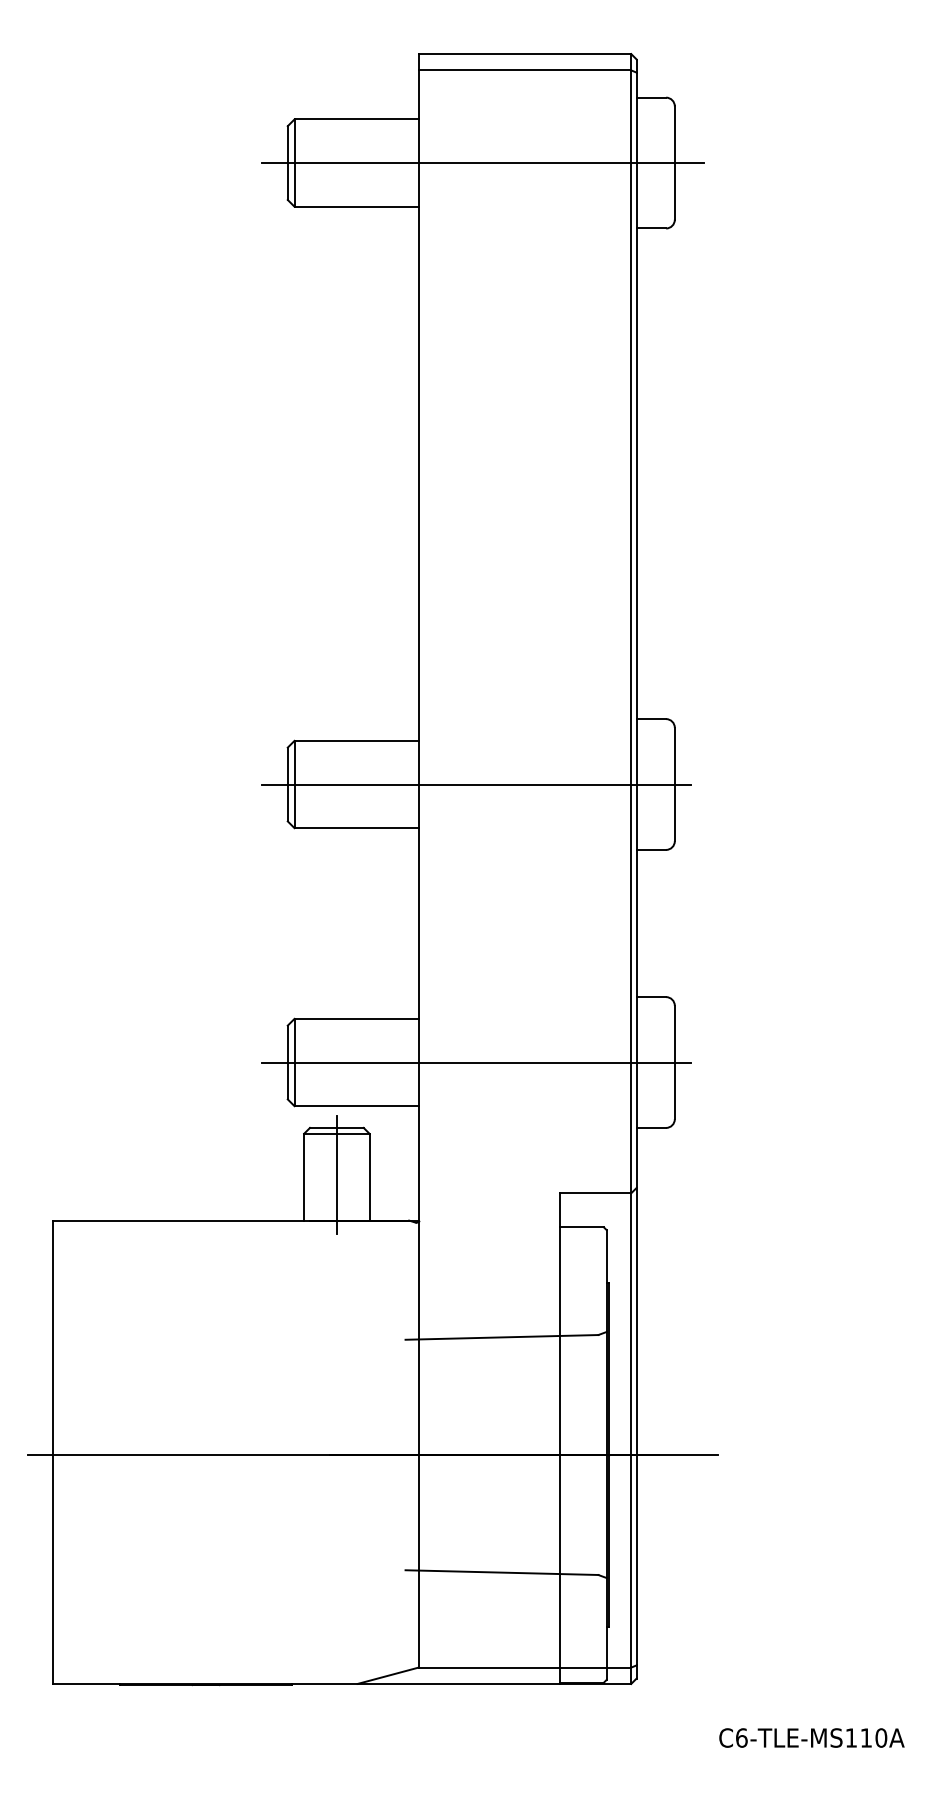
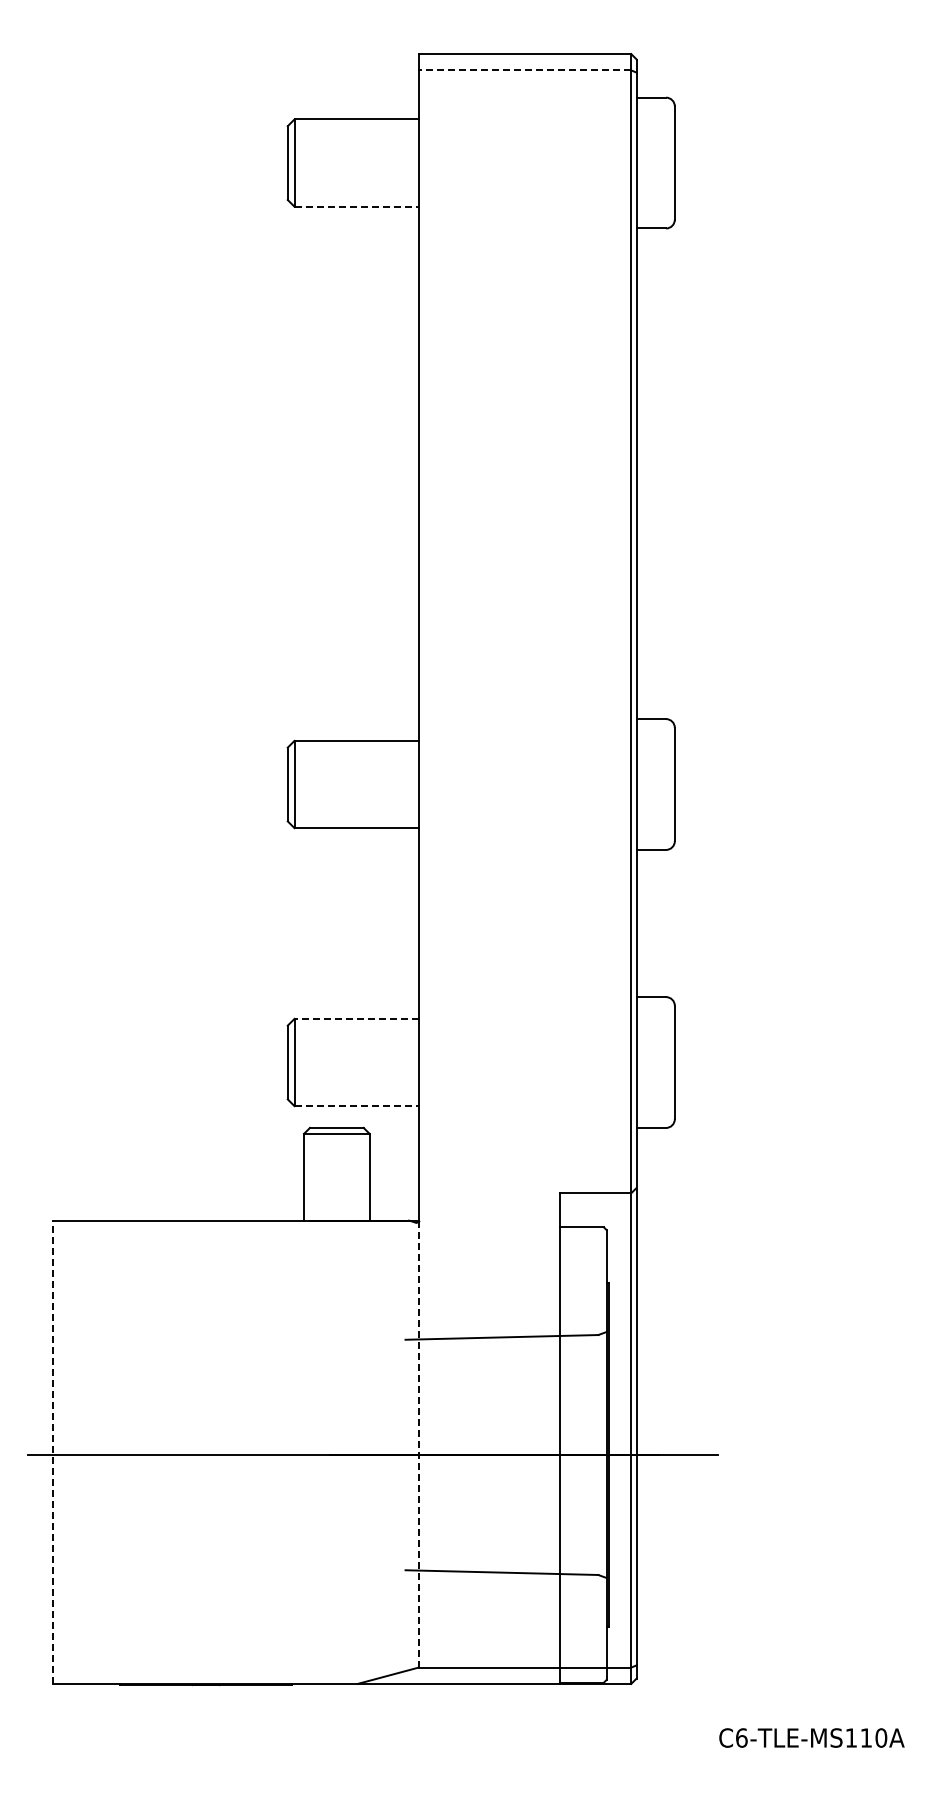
line: solid -> dashed (524, 70)
line: present -> none (483, 163)
line: solid -> dashed (357, 206)
line: present -> none (476, 784)
line: solid -> dashed (356, 1018)
line: present -> none (476, 1062)
line: solid -> dashed (357, 1106)
line: present -> none (336, 1174)
line: solid -> dashed (418, 1443)
line: solid -> dashed (53, 1452)
